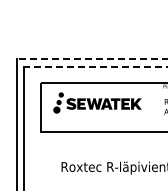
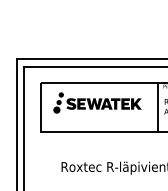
line: dashed -> solid (91, 59)
line: dashed -> solid (95, 66)
line: none -> present (157, 106)
